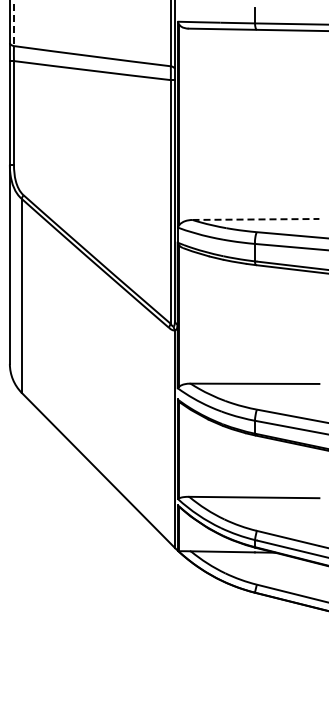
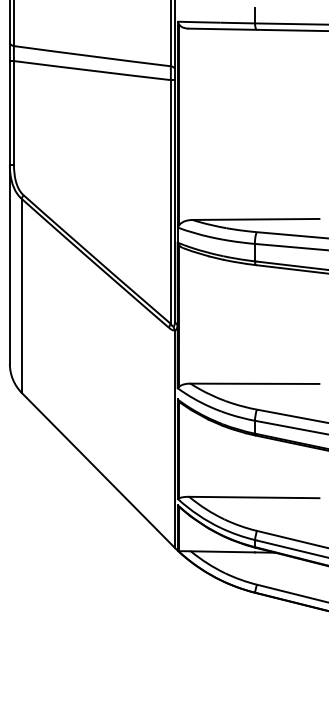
line: dashed -> solid (14, 23)
line: dashed -> solid (256, 219)
